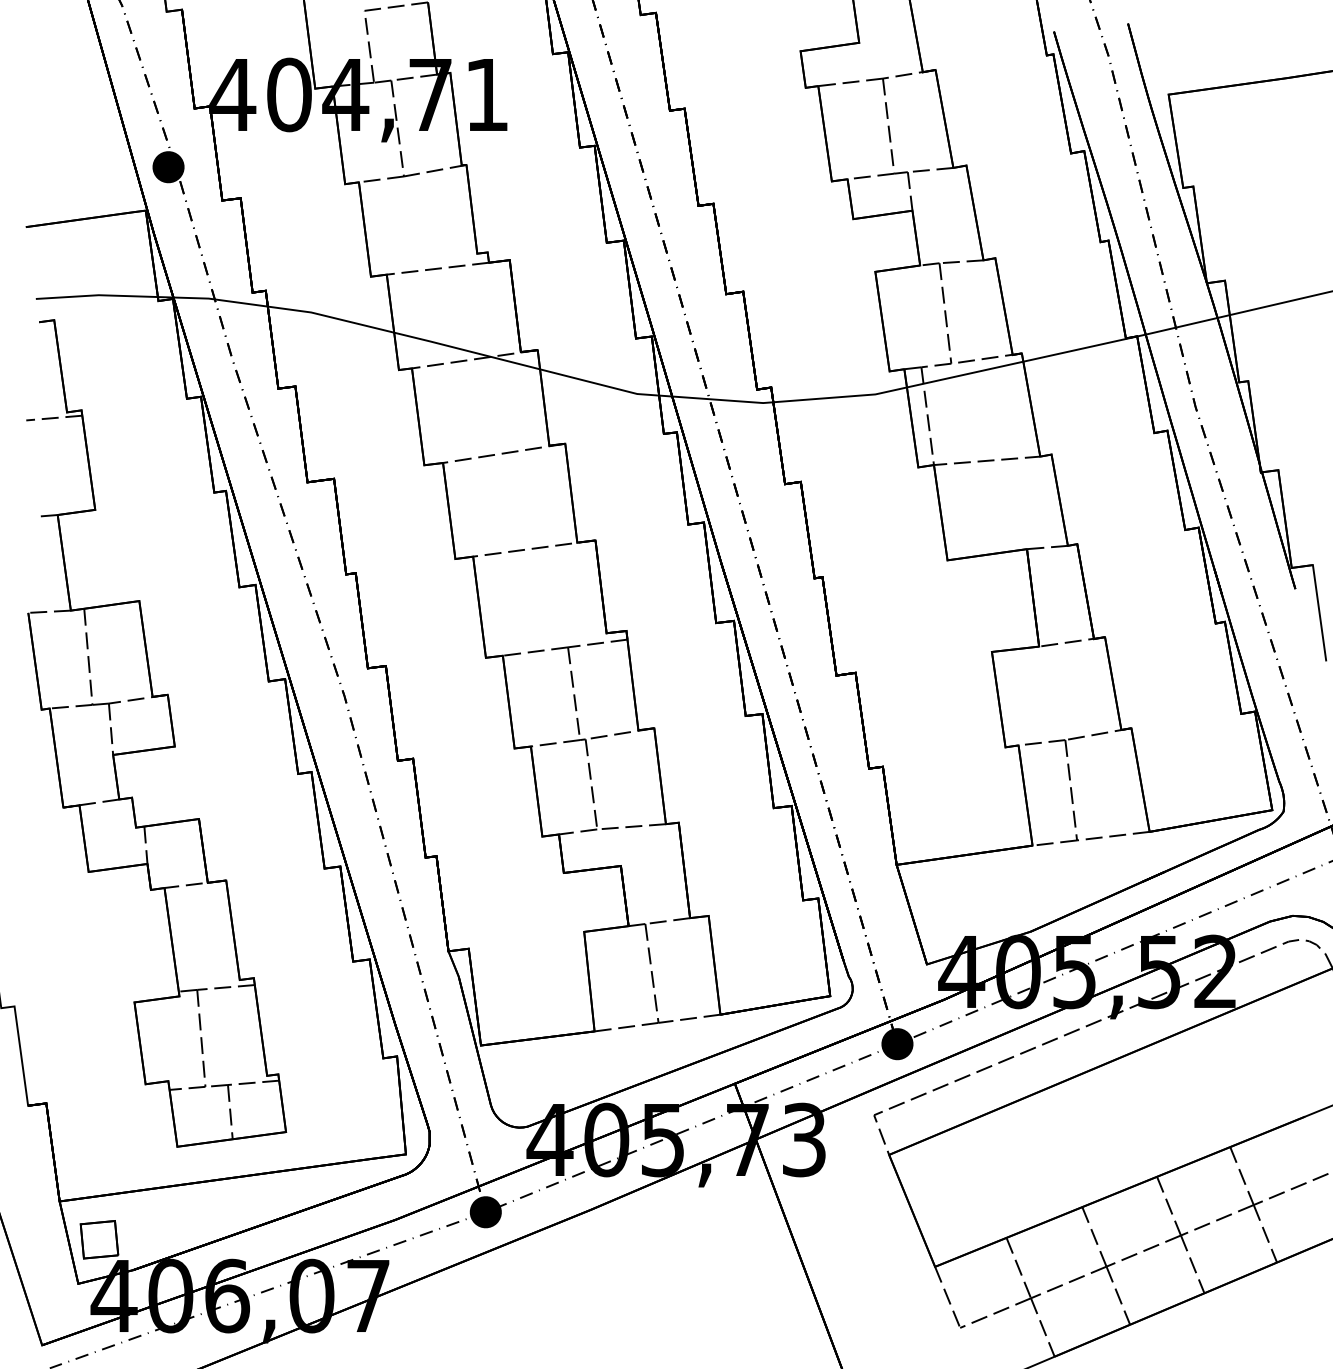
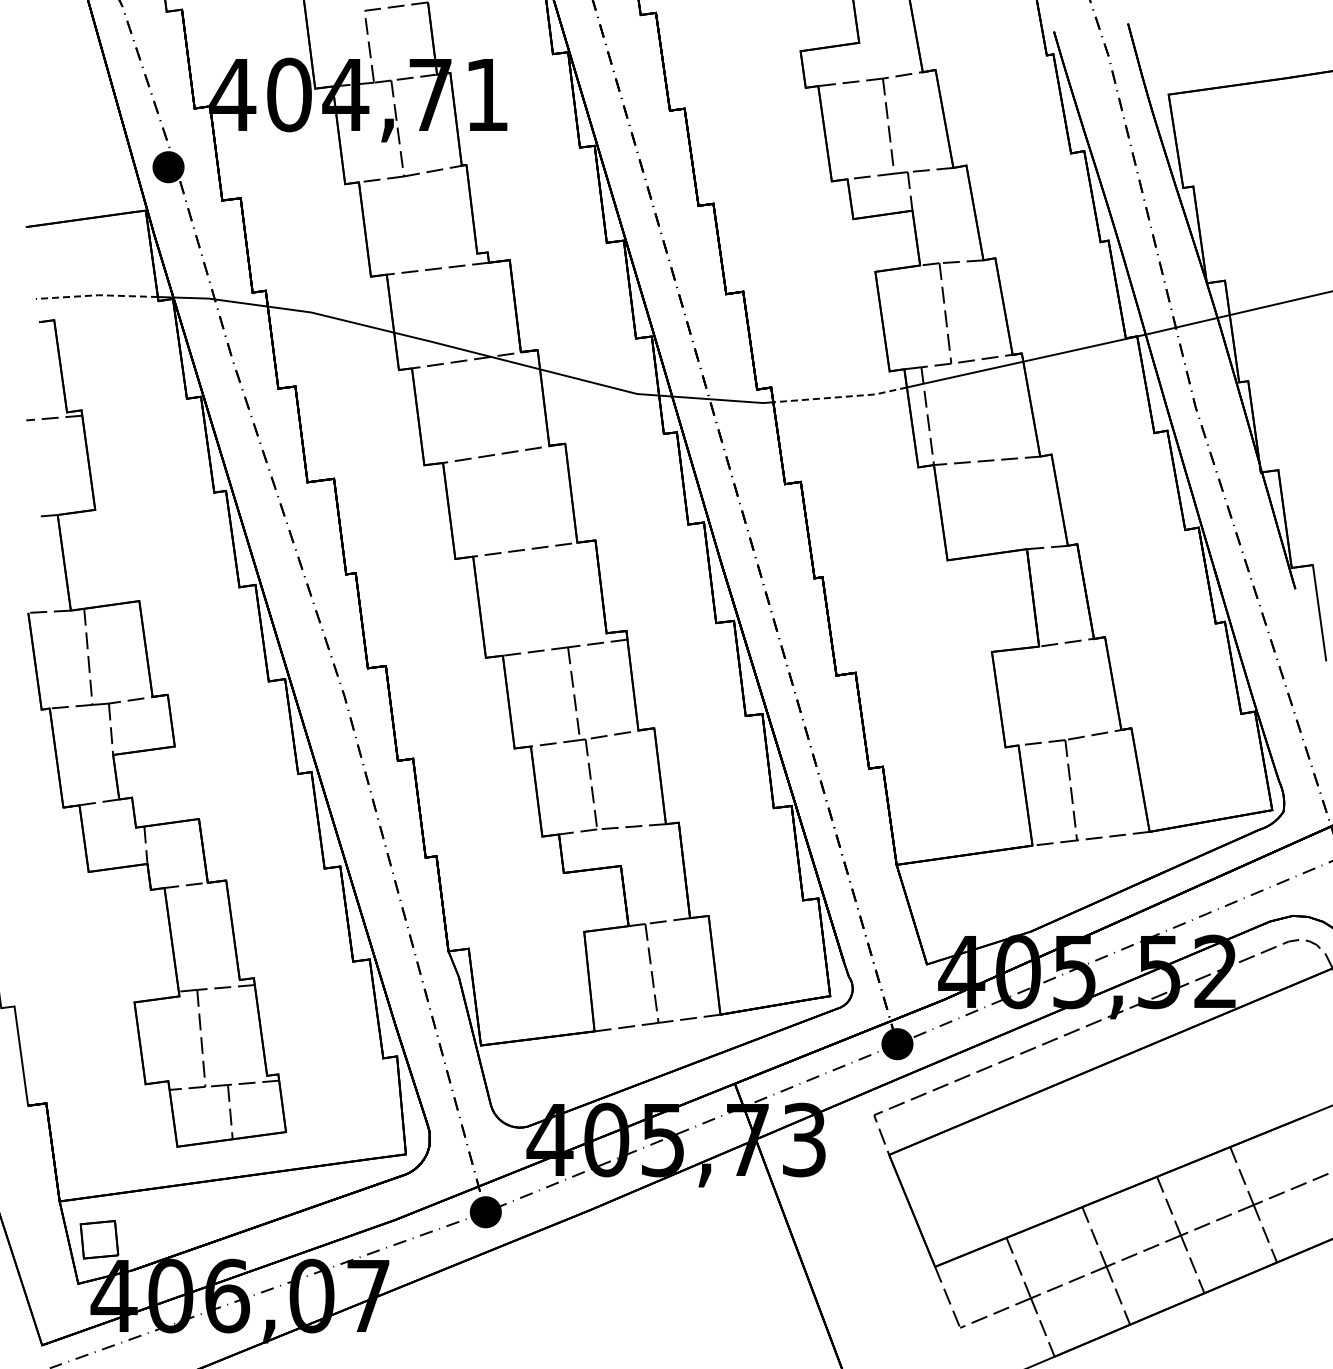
line: solid -> dashed (97, 295)
line: solid -> dashed (840, 397)
